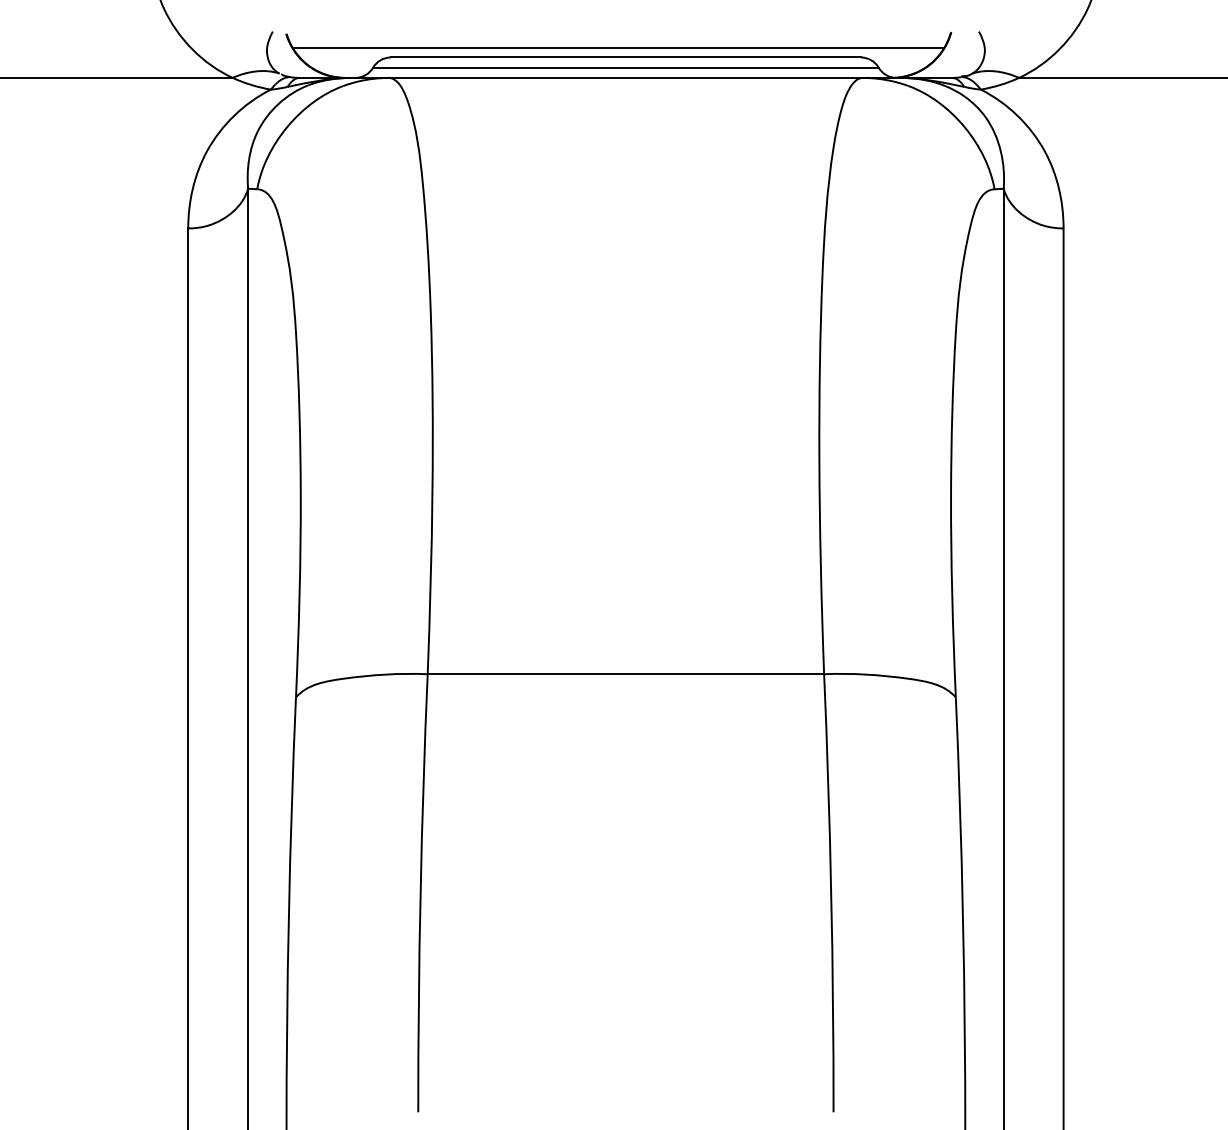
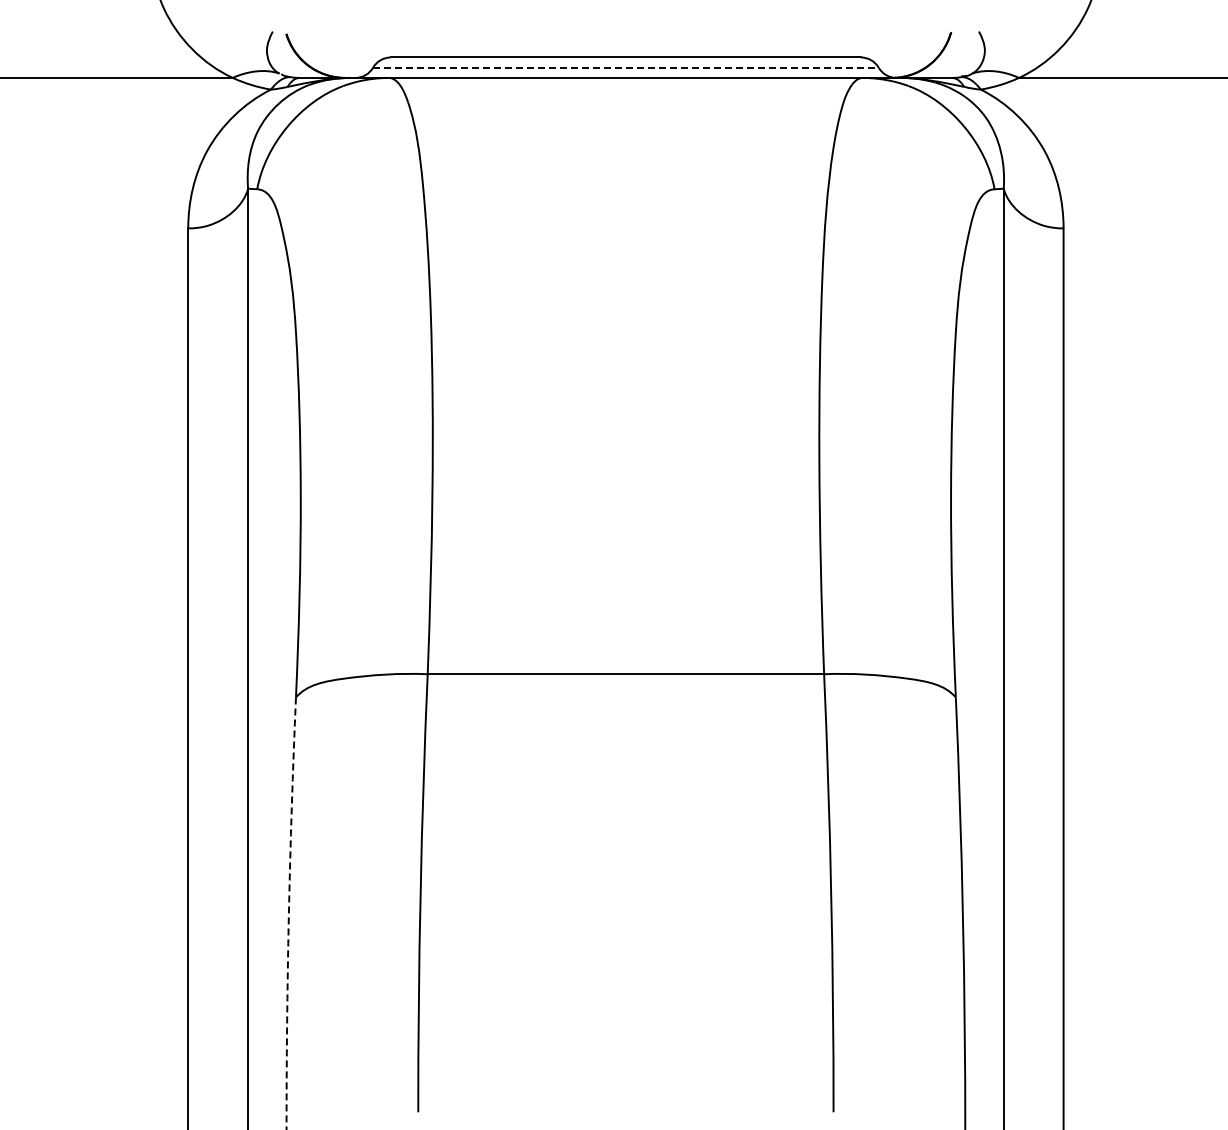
line: present -> none (618, 48)
line: solid -> dashed (625, 67)
arc: solid -> dashed (288, 914)
